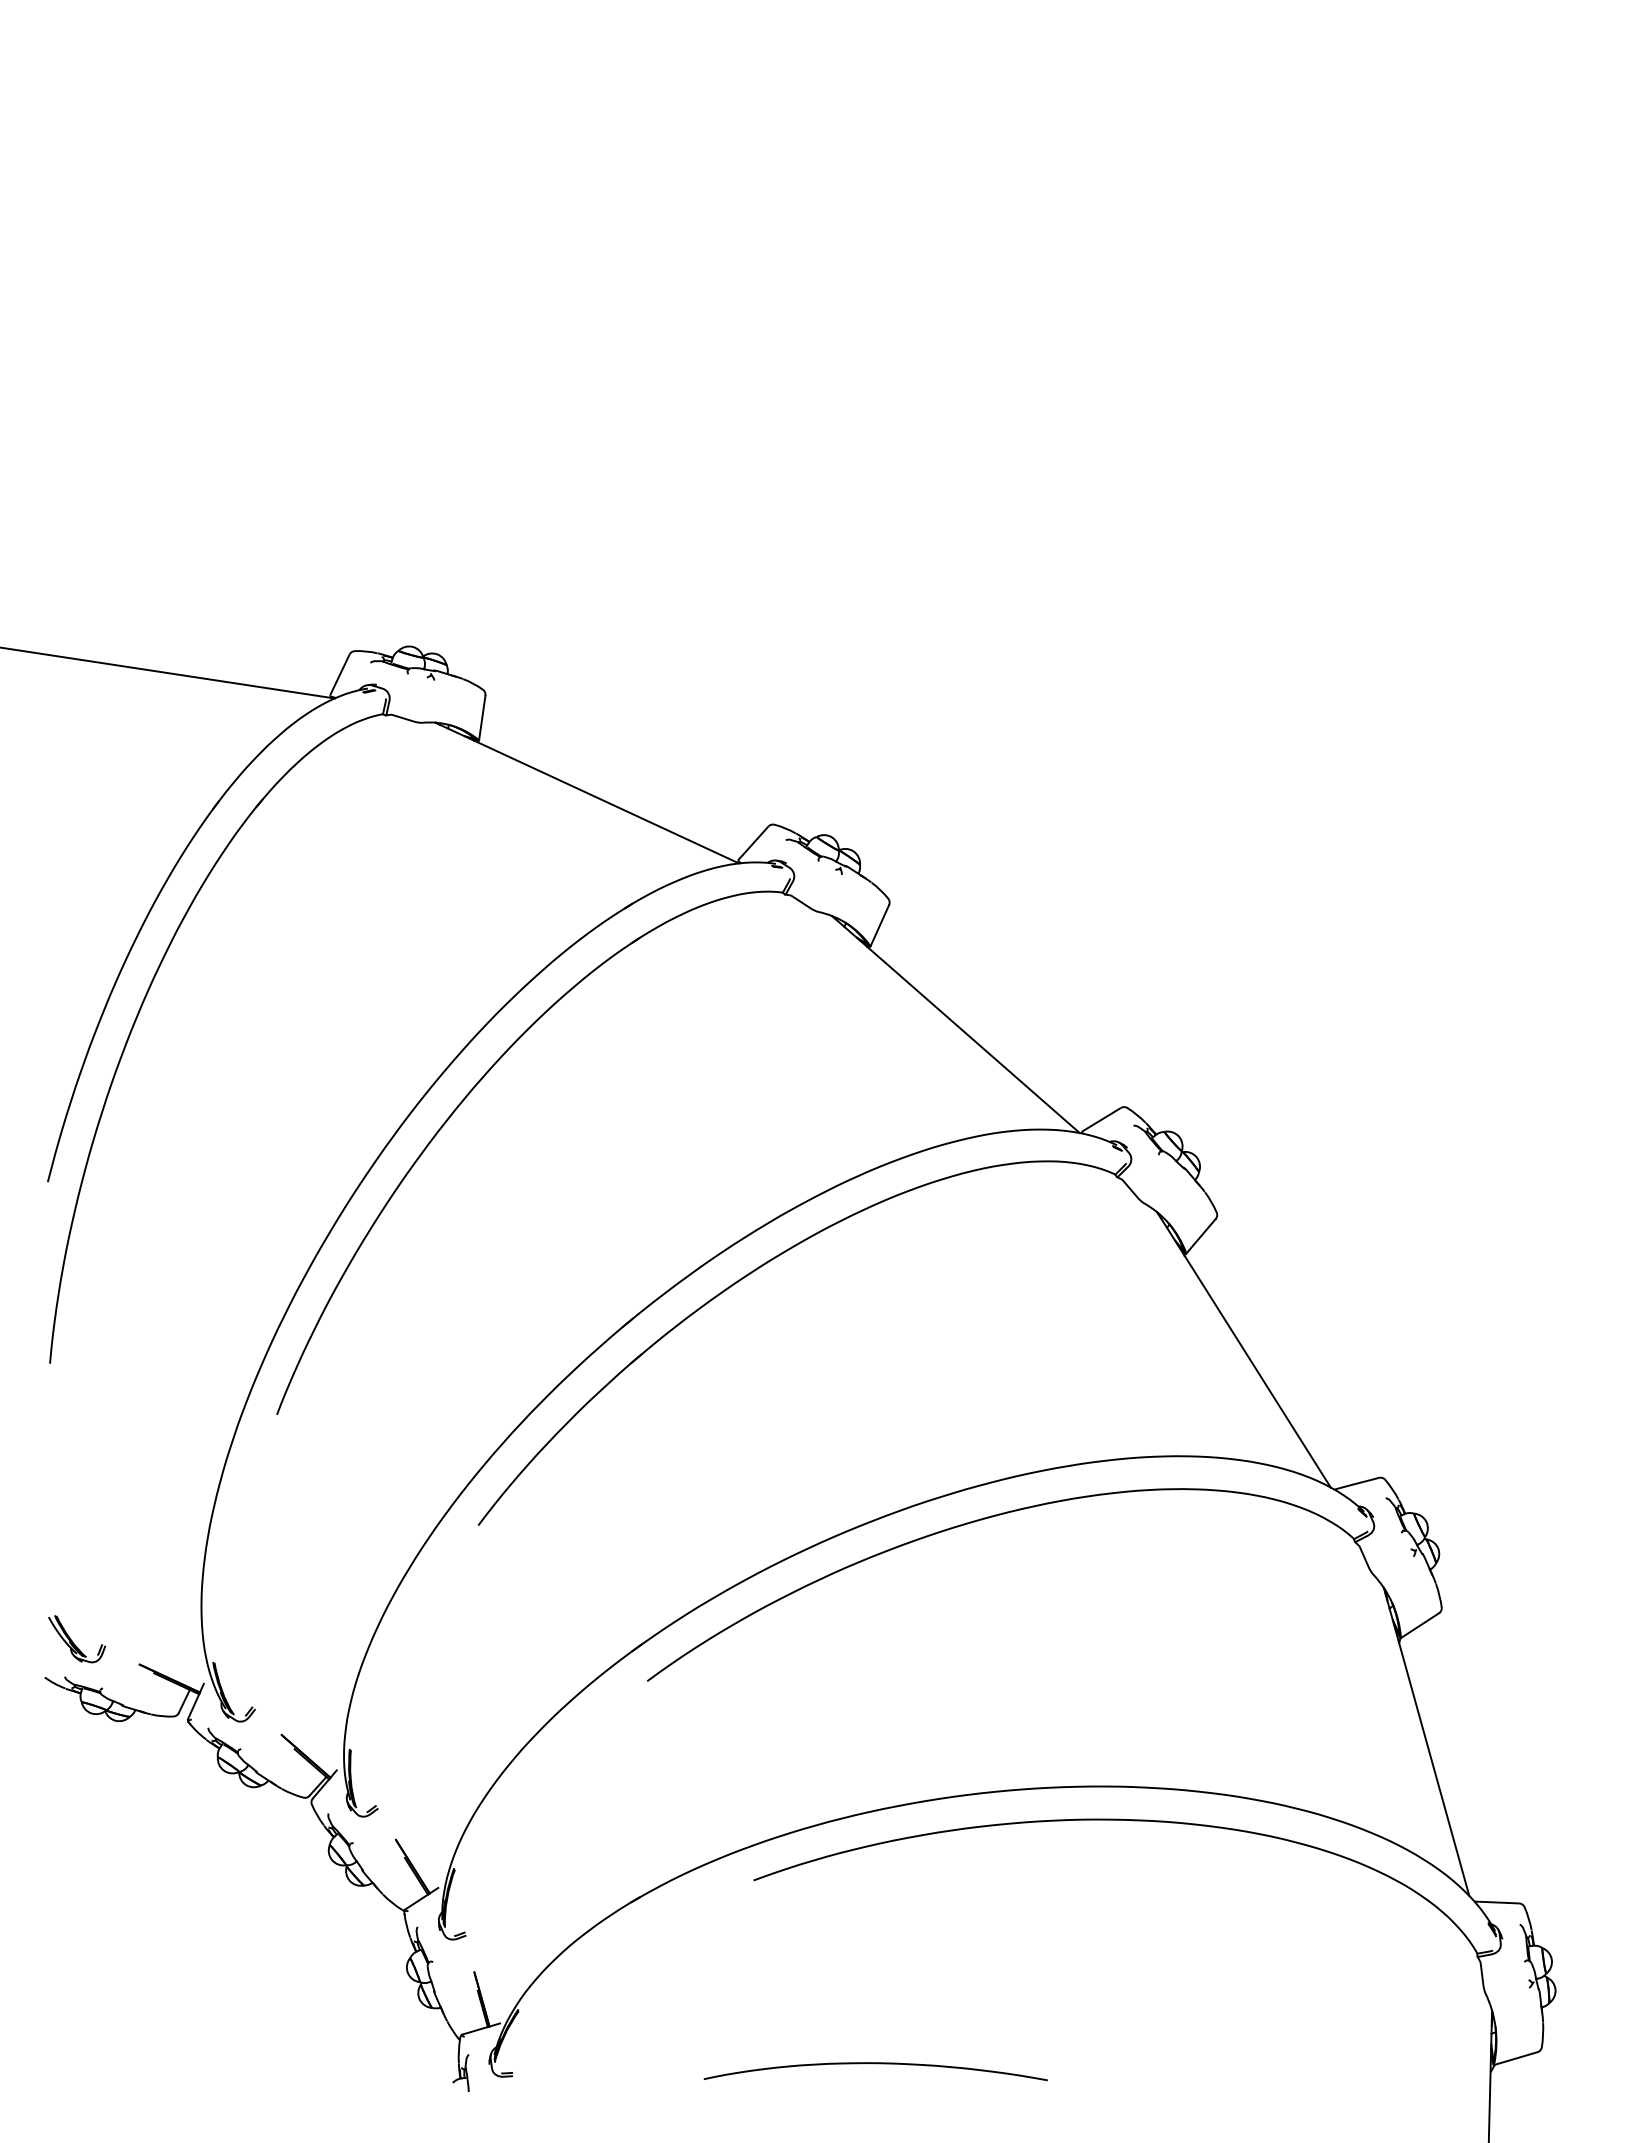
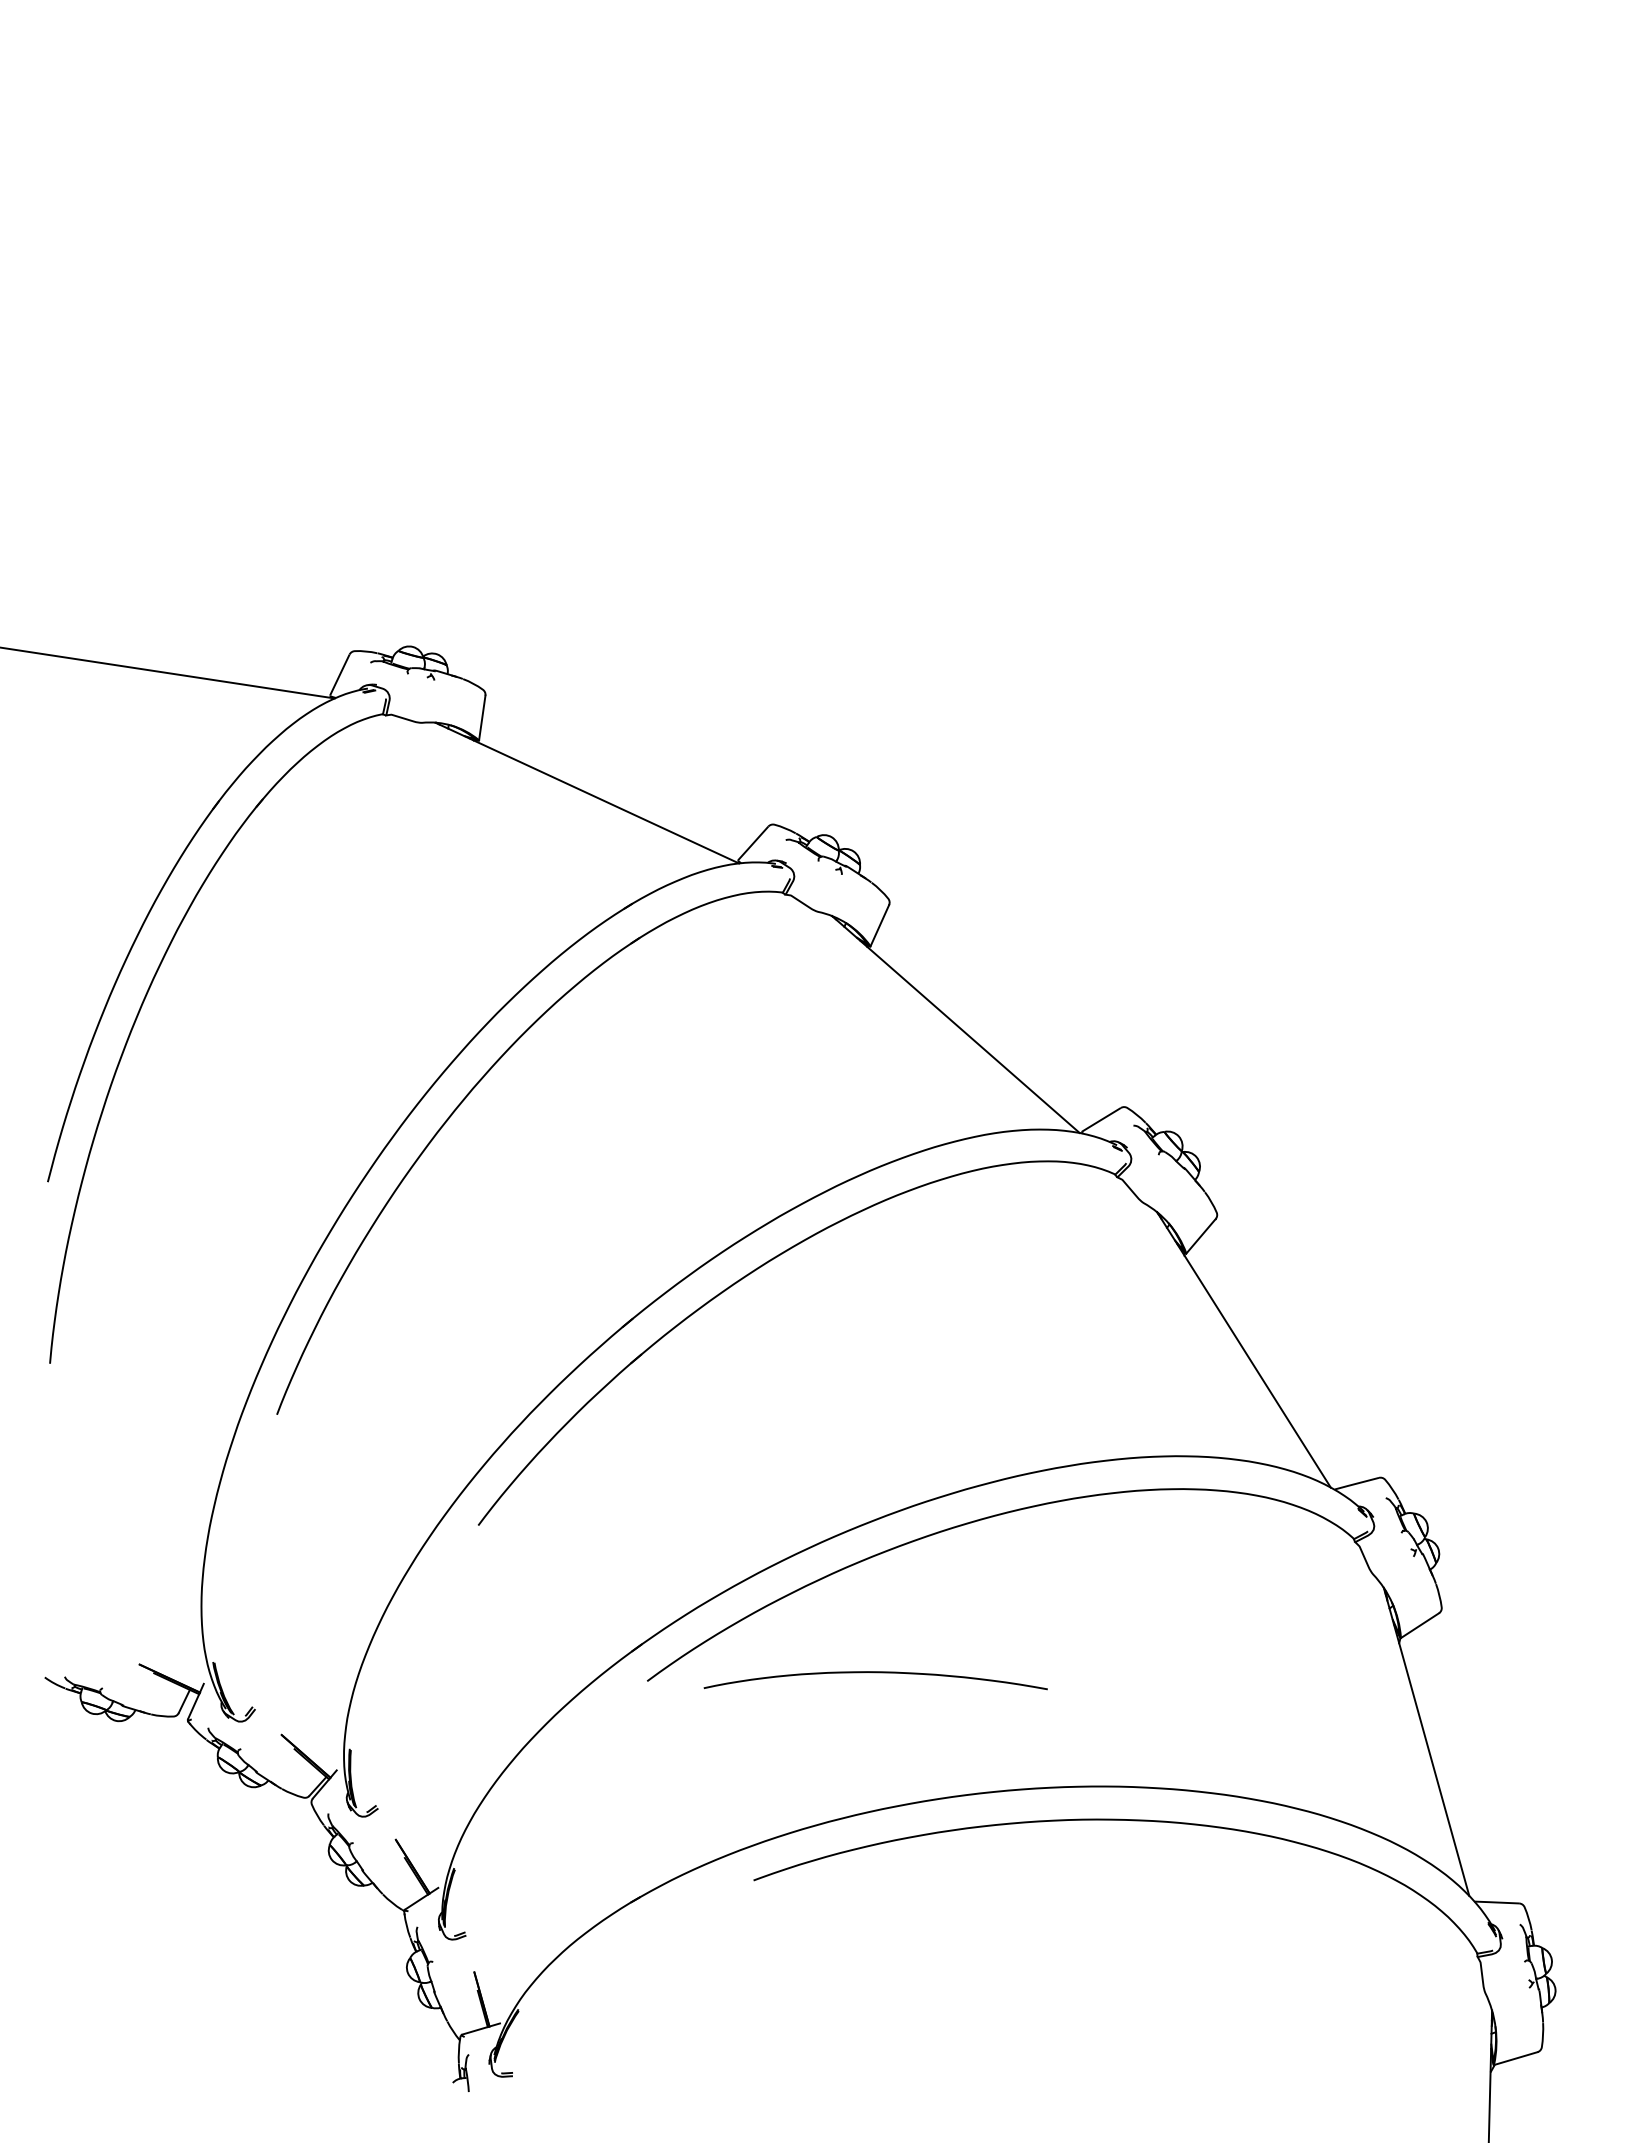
part: present -> none (77, 1639)
curve position: (875, 2064) -> (875, 1673) (875, 1673)
